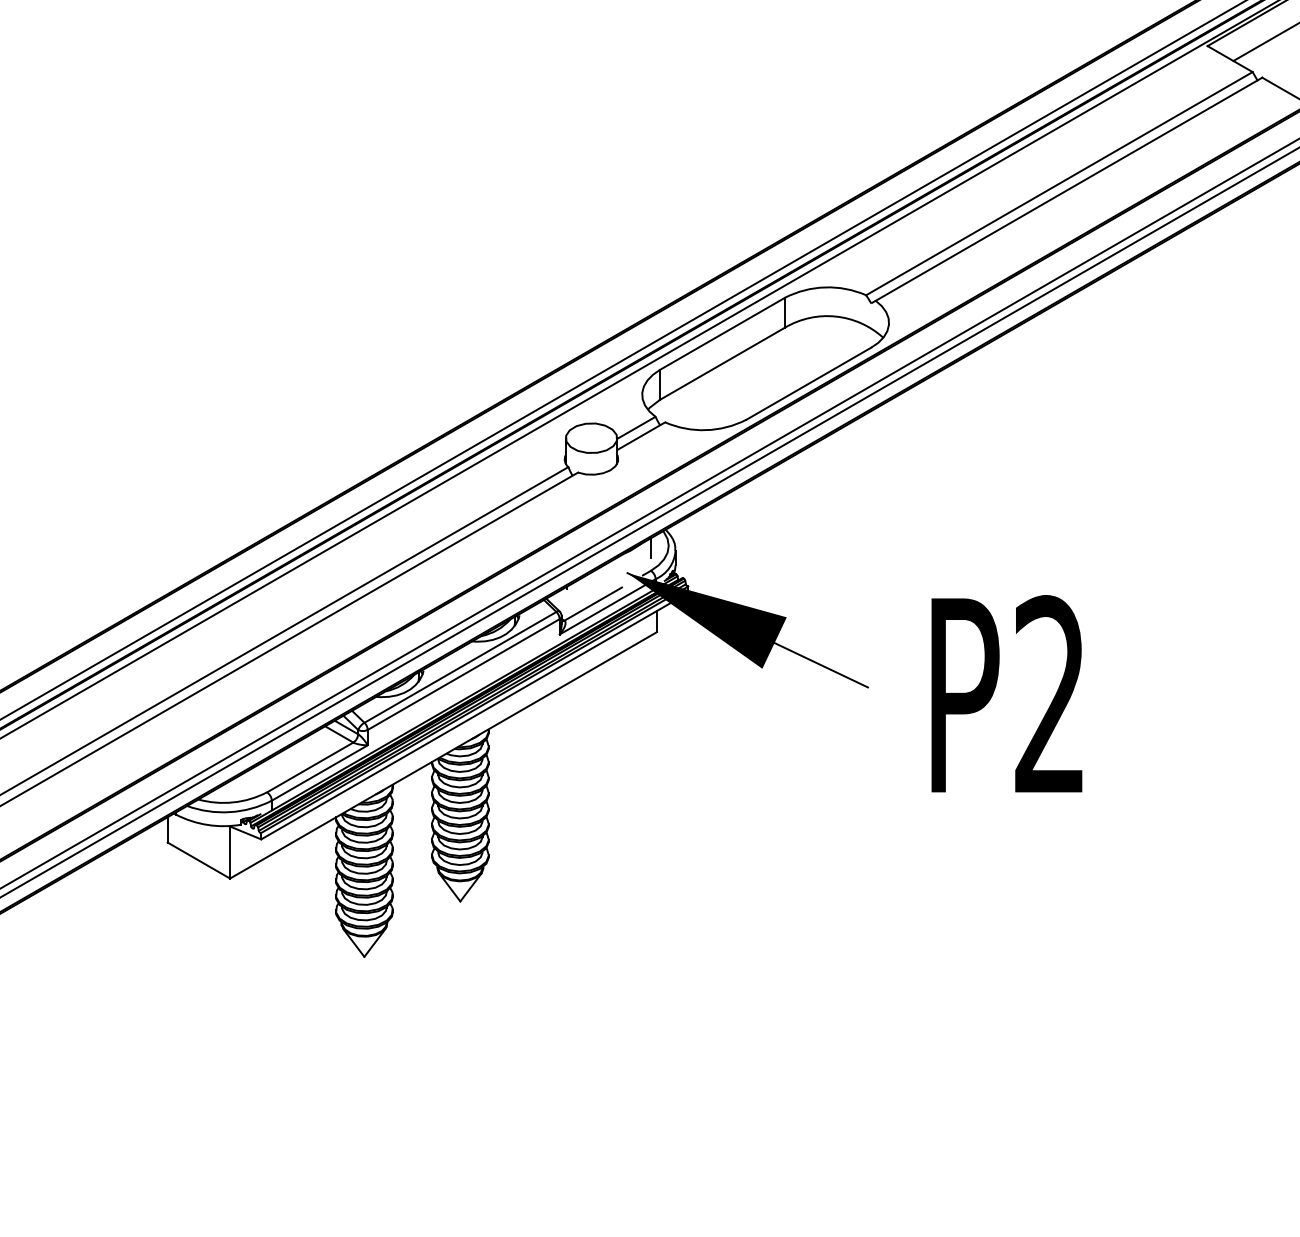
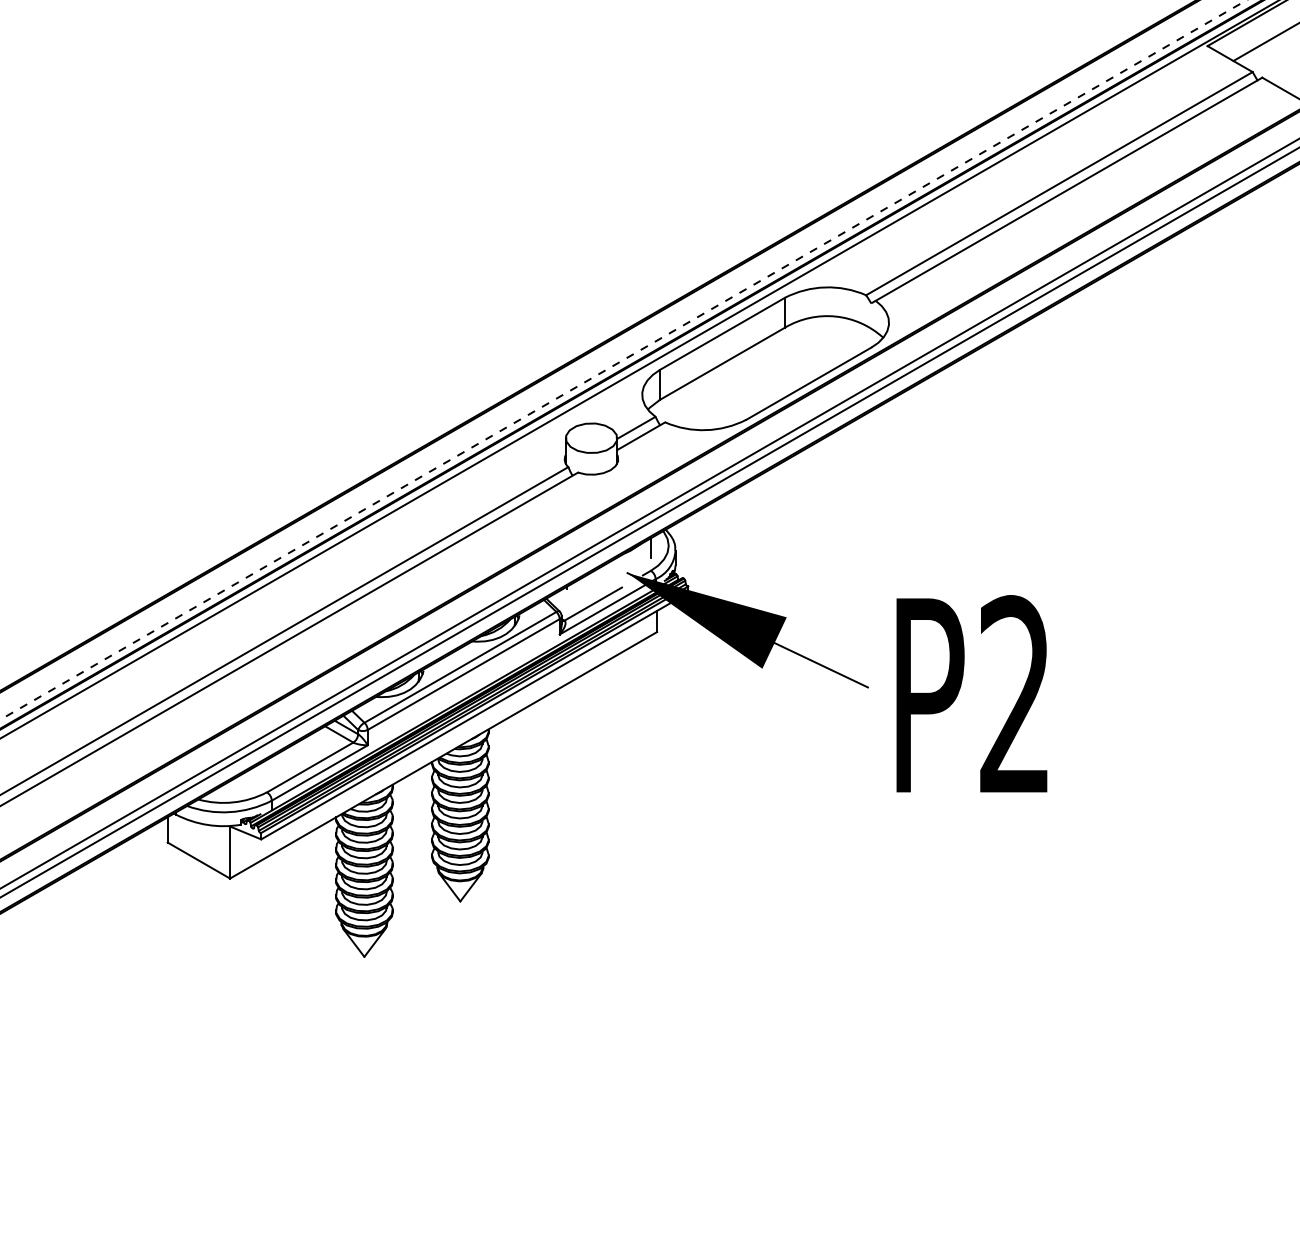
line: solid -> dashed (624, 359)
text position: (1006, 693) -> (971, 693) (971, 693)
